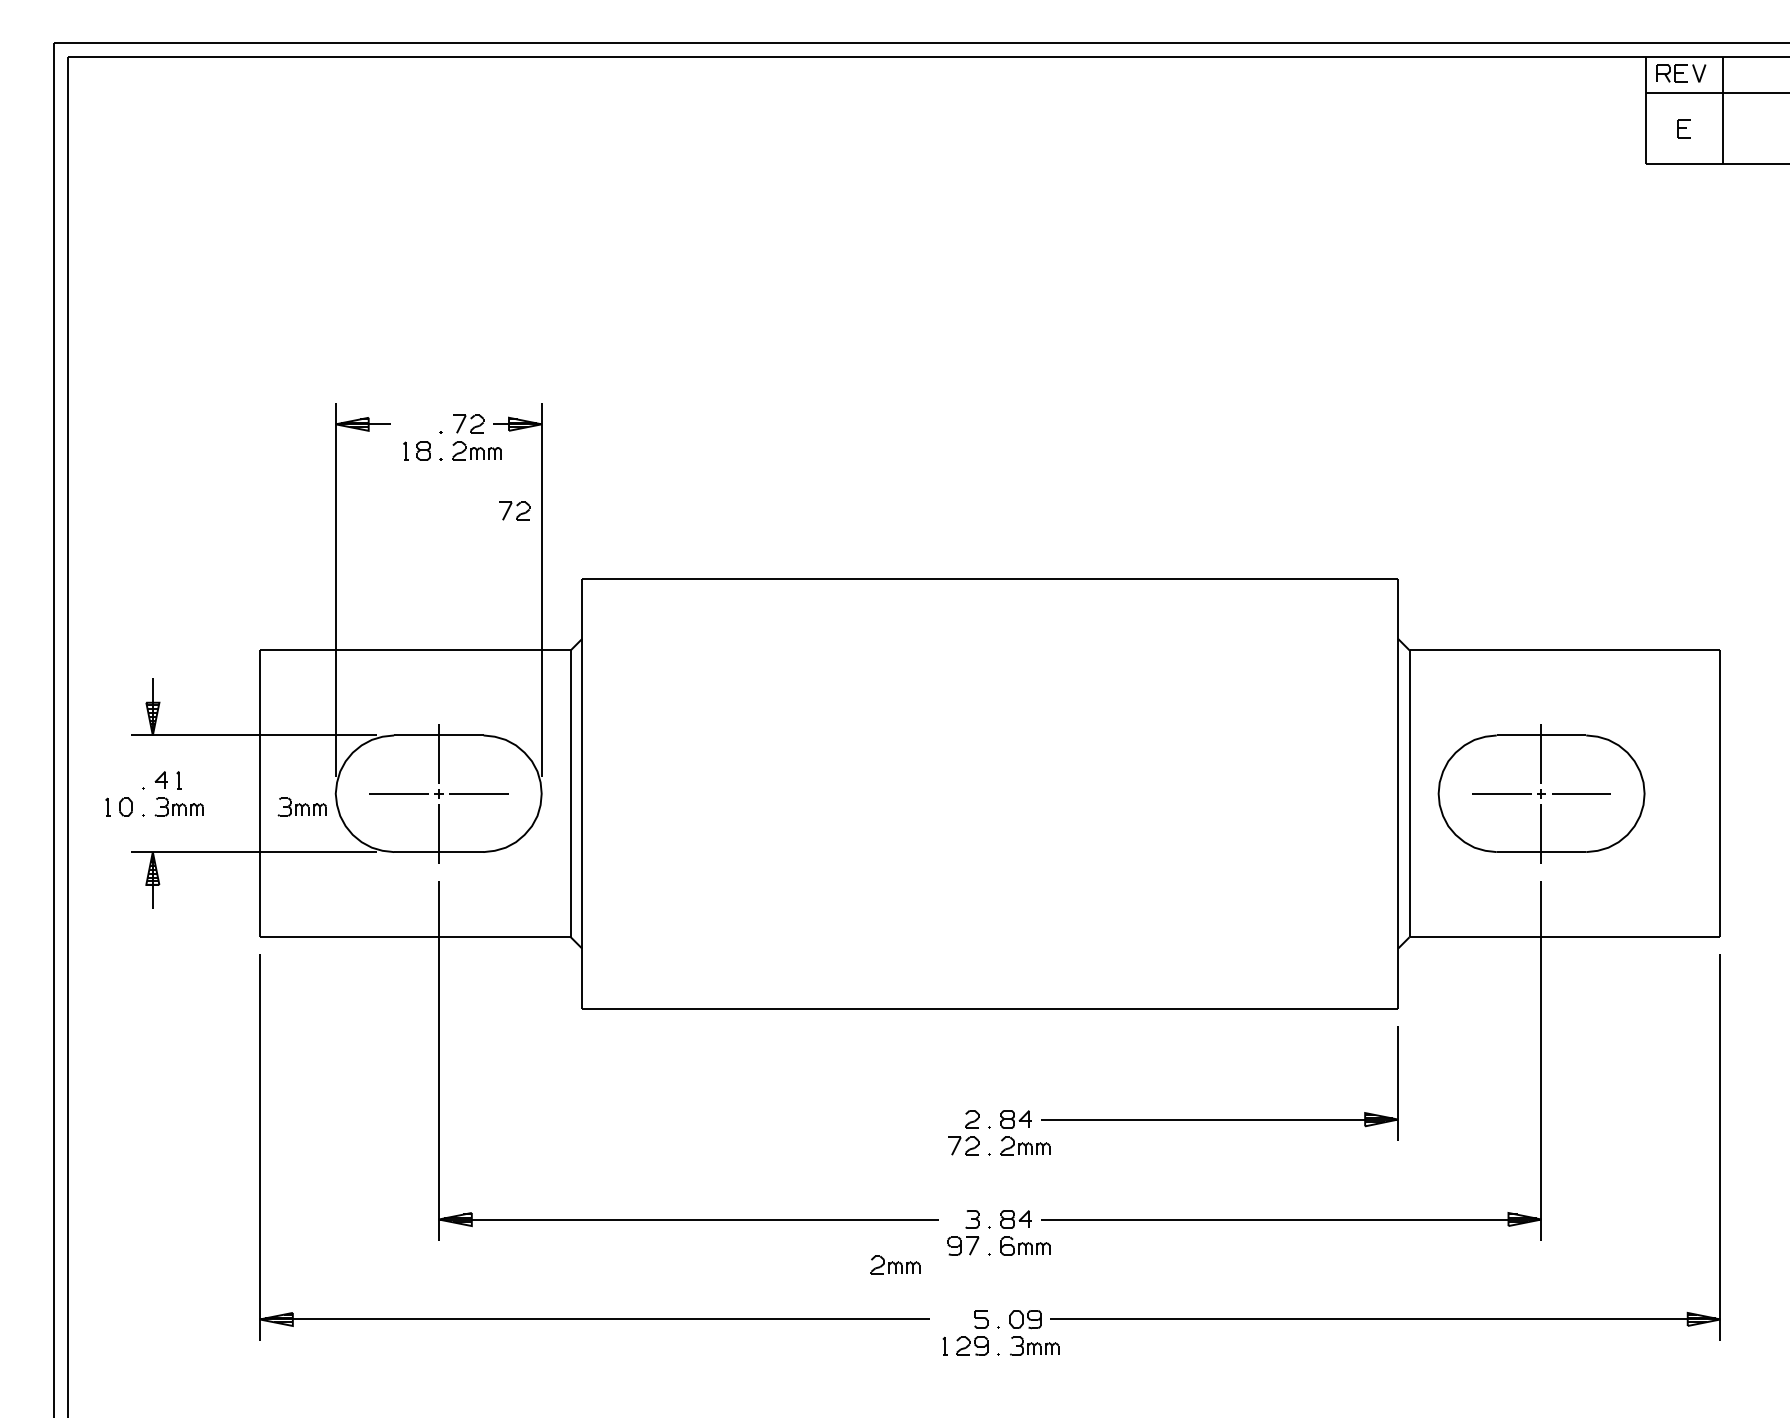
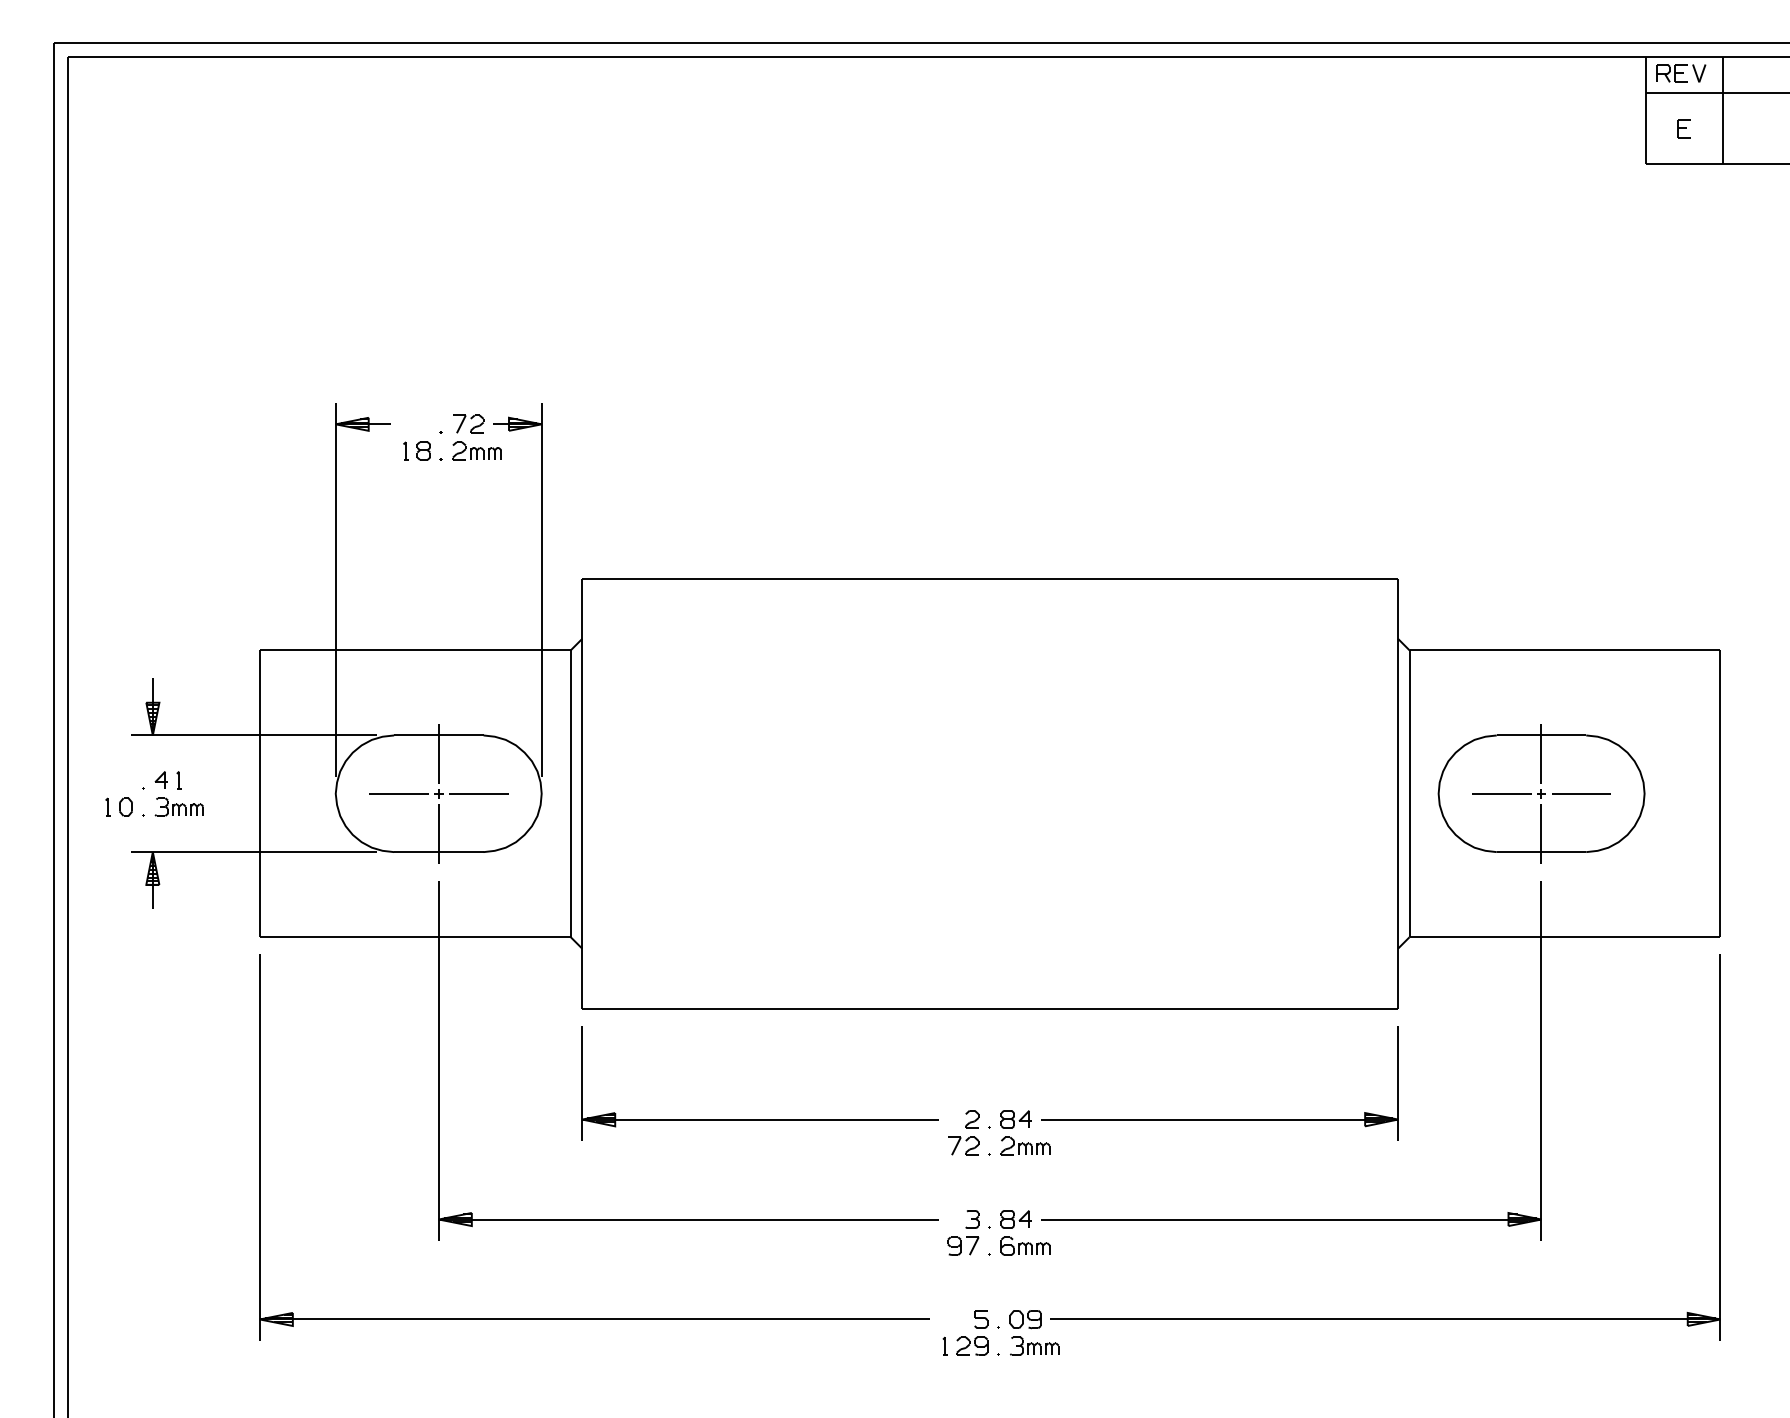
part: present -> none (514, 510)
part: present -> none (301, 806)
part: none -> present (759, 1119)
part: present -> none (895, 1264)
